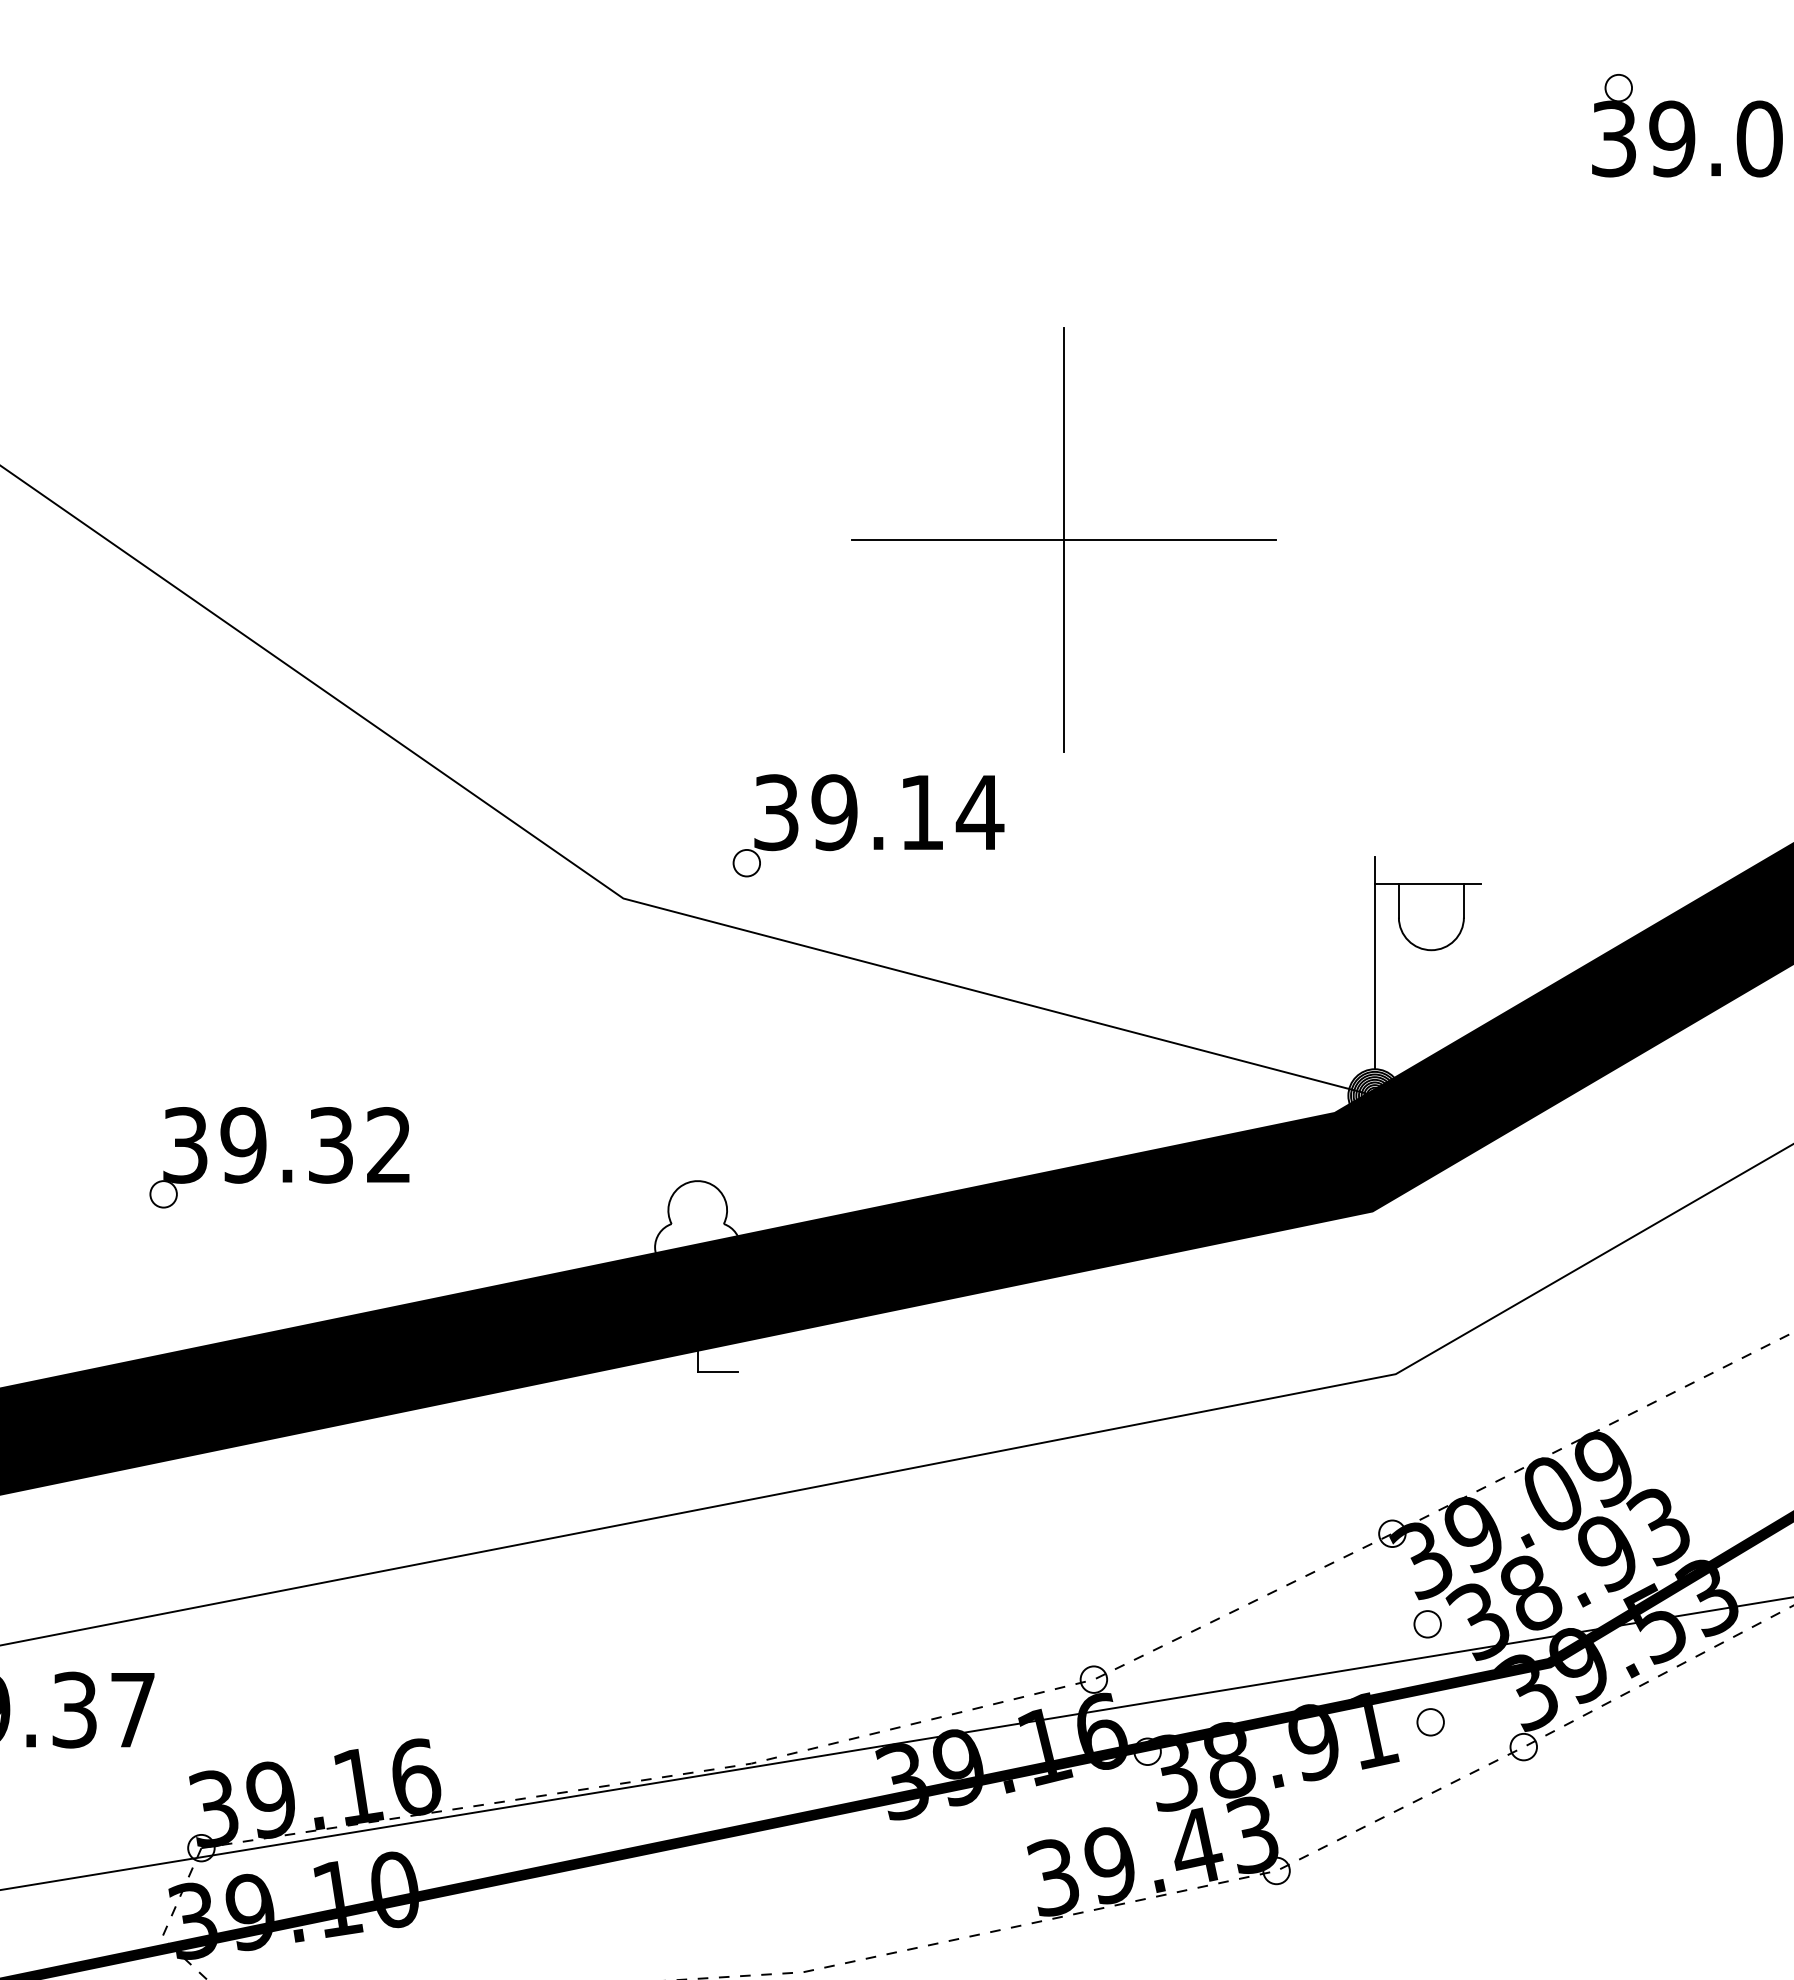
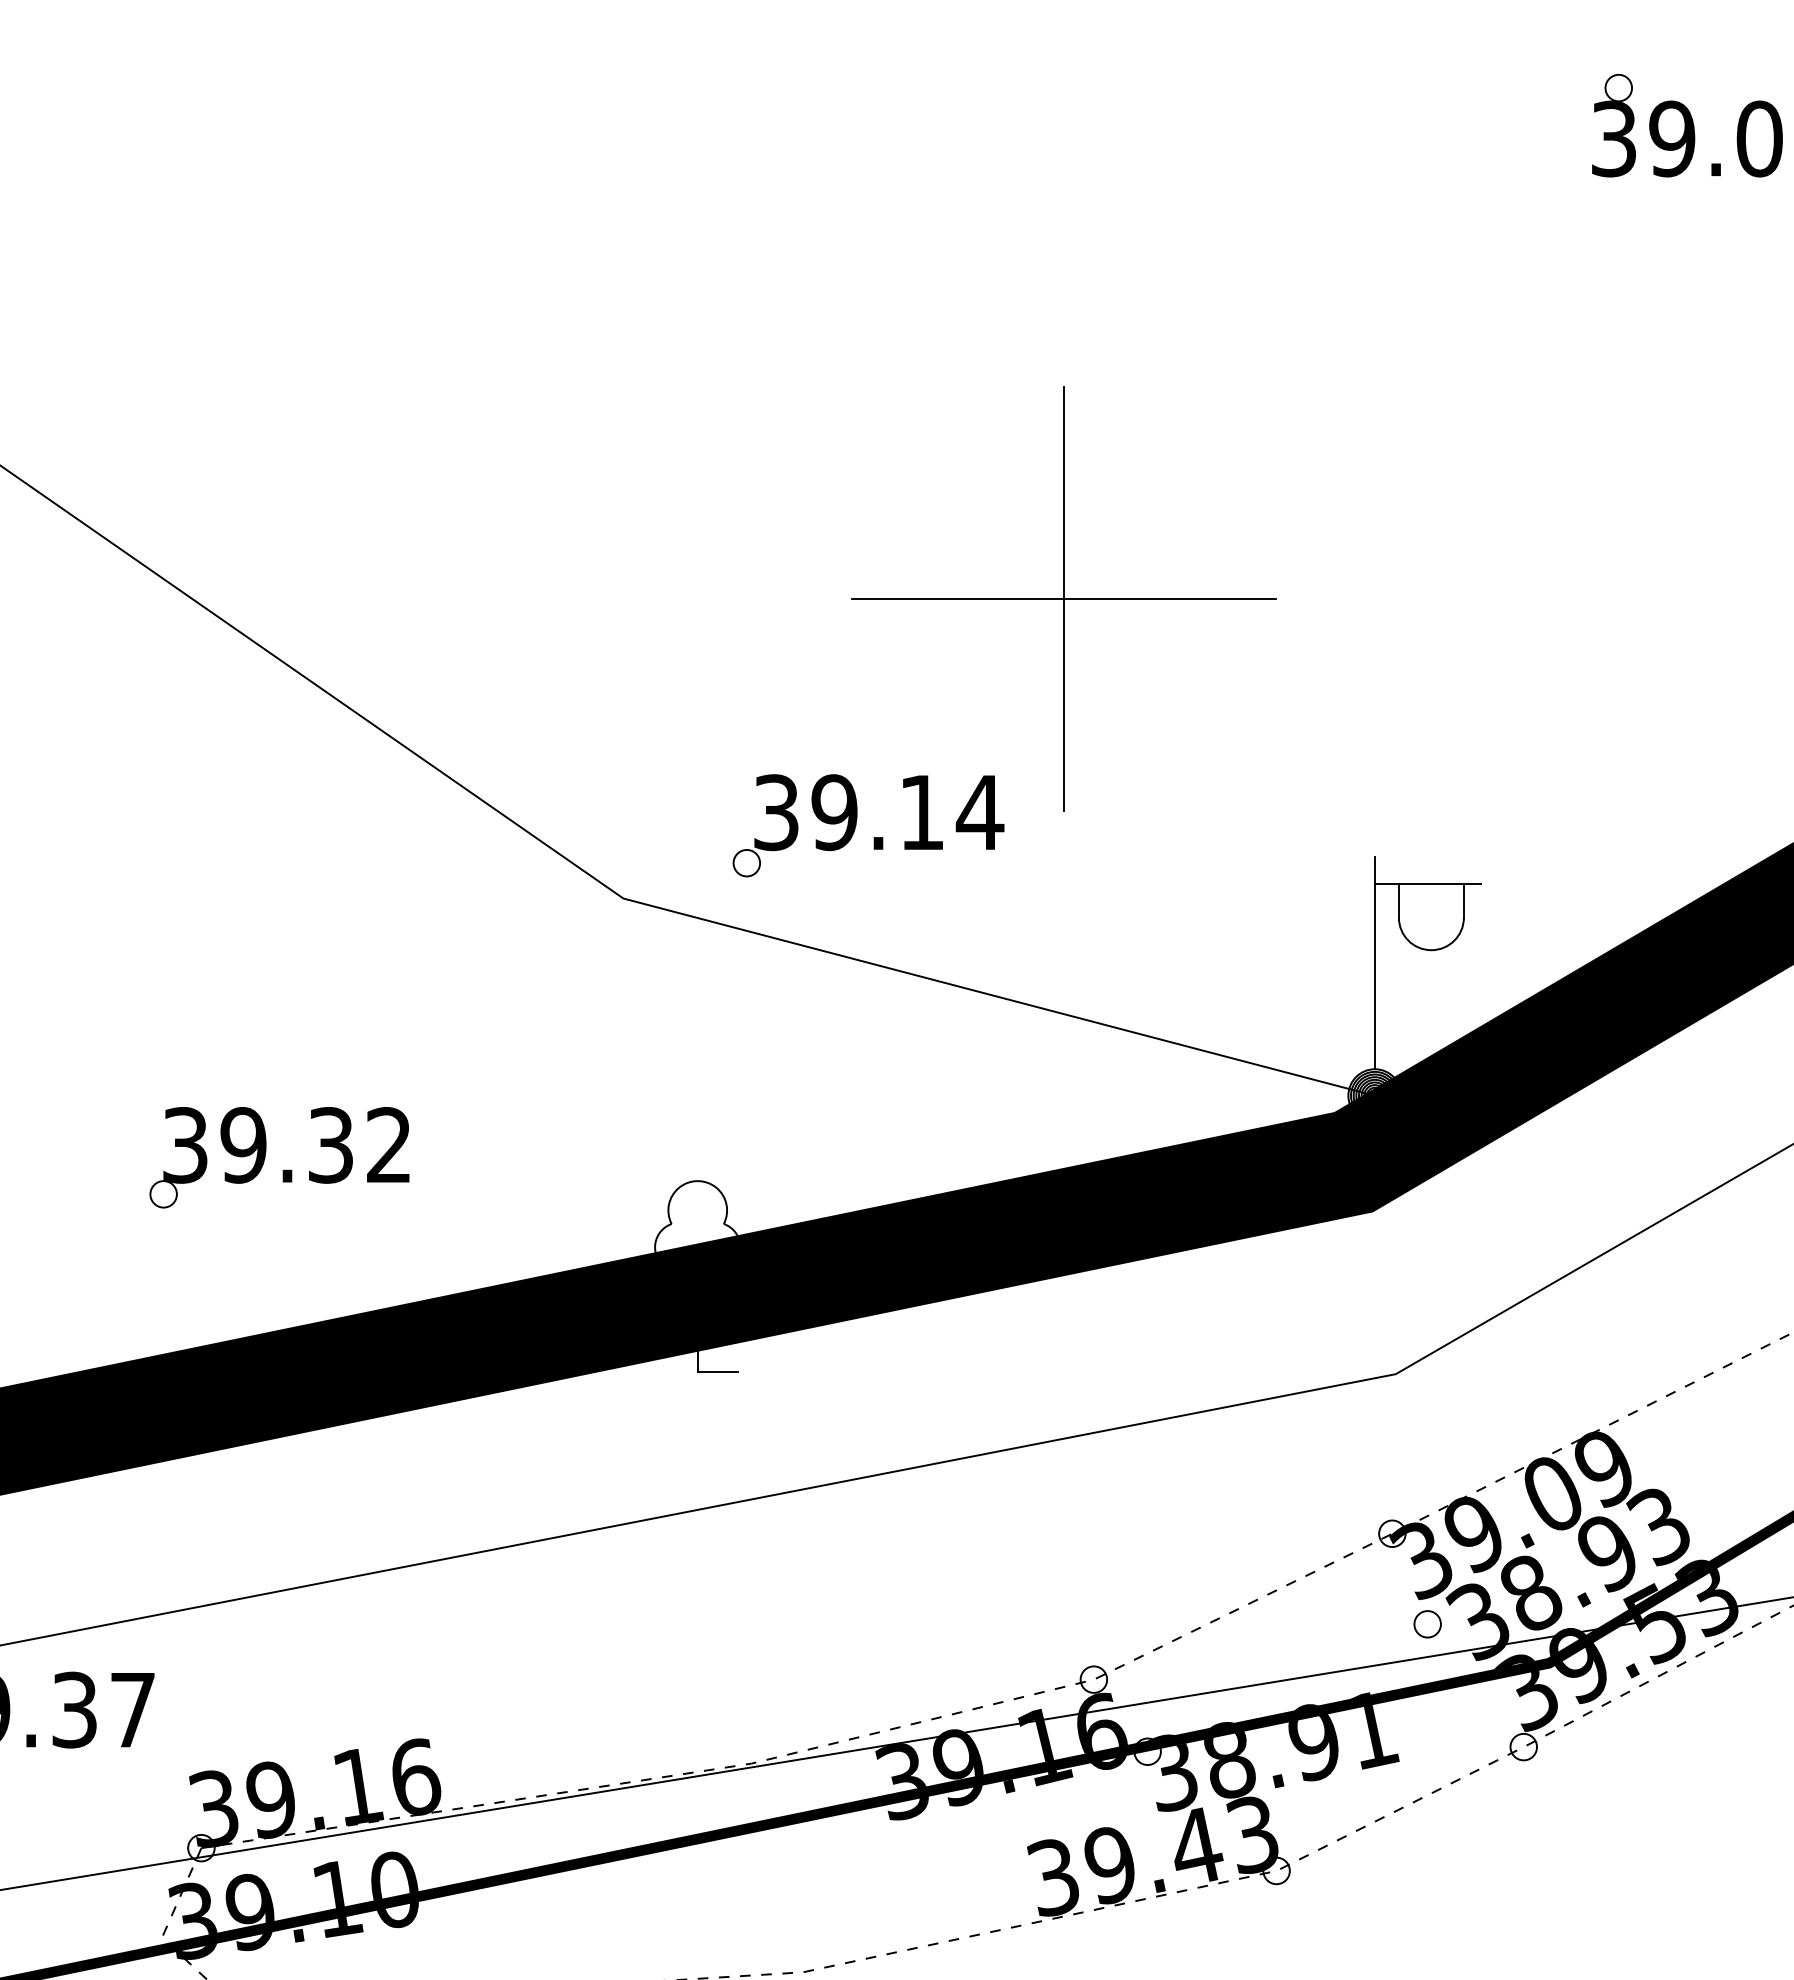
part position: (1063, 539) -> (1063, 598) (1063, 598)
part: present -> none (1430, 1722)
